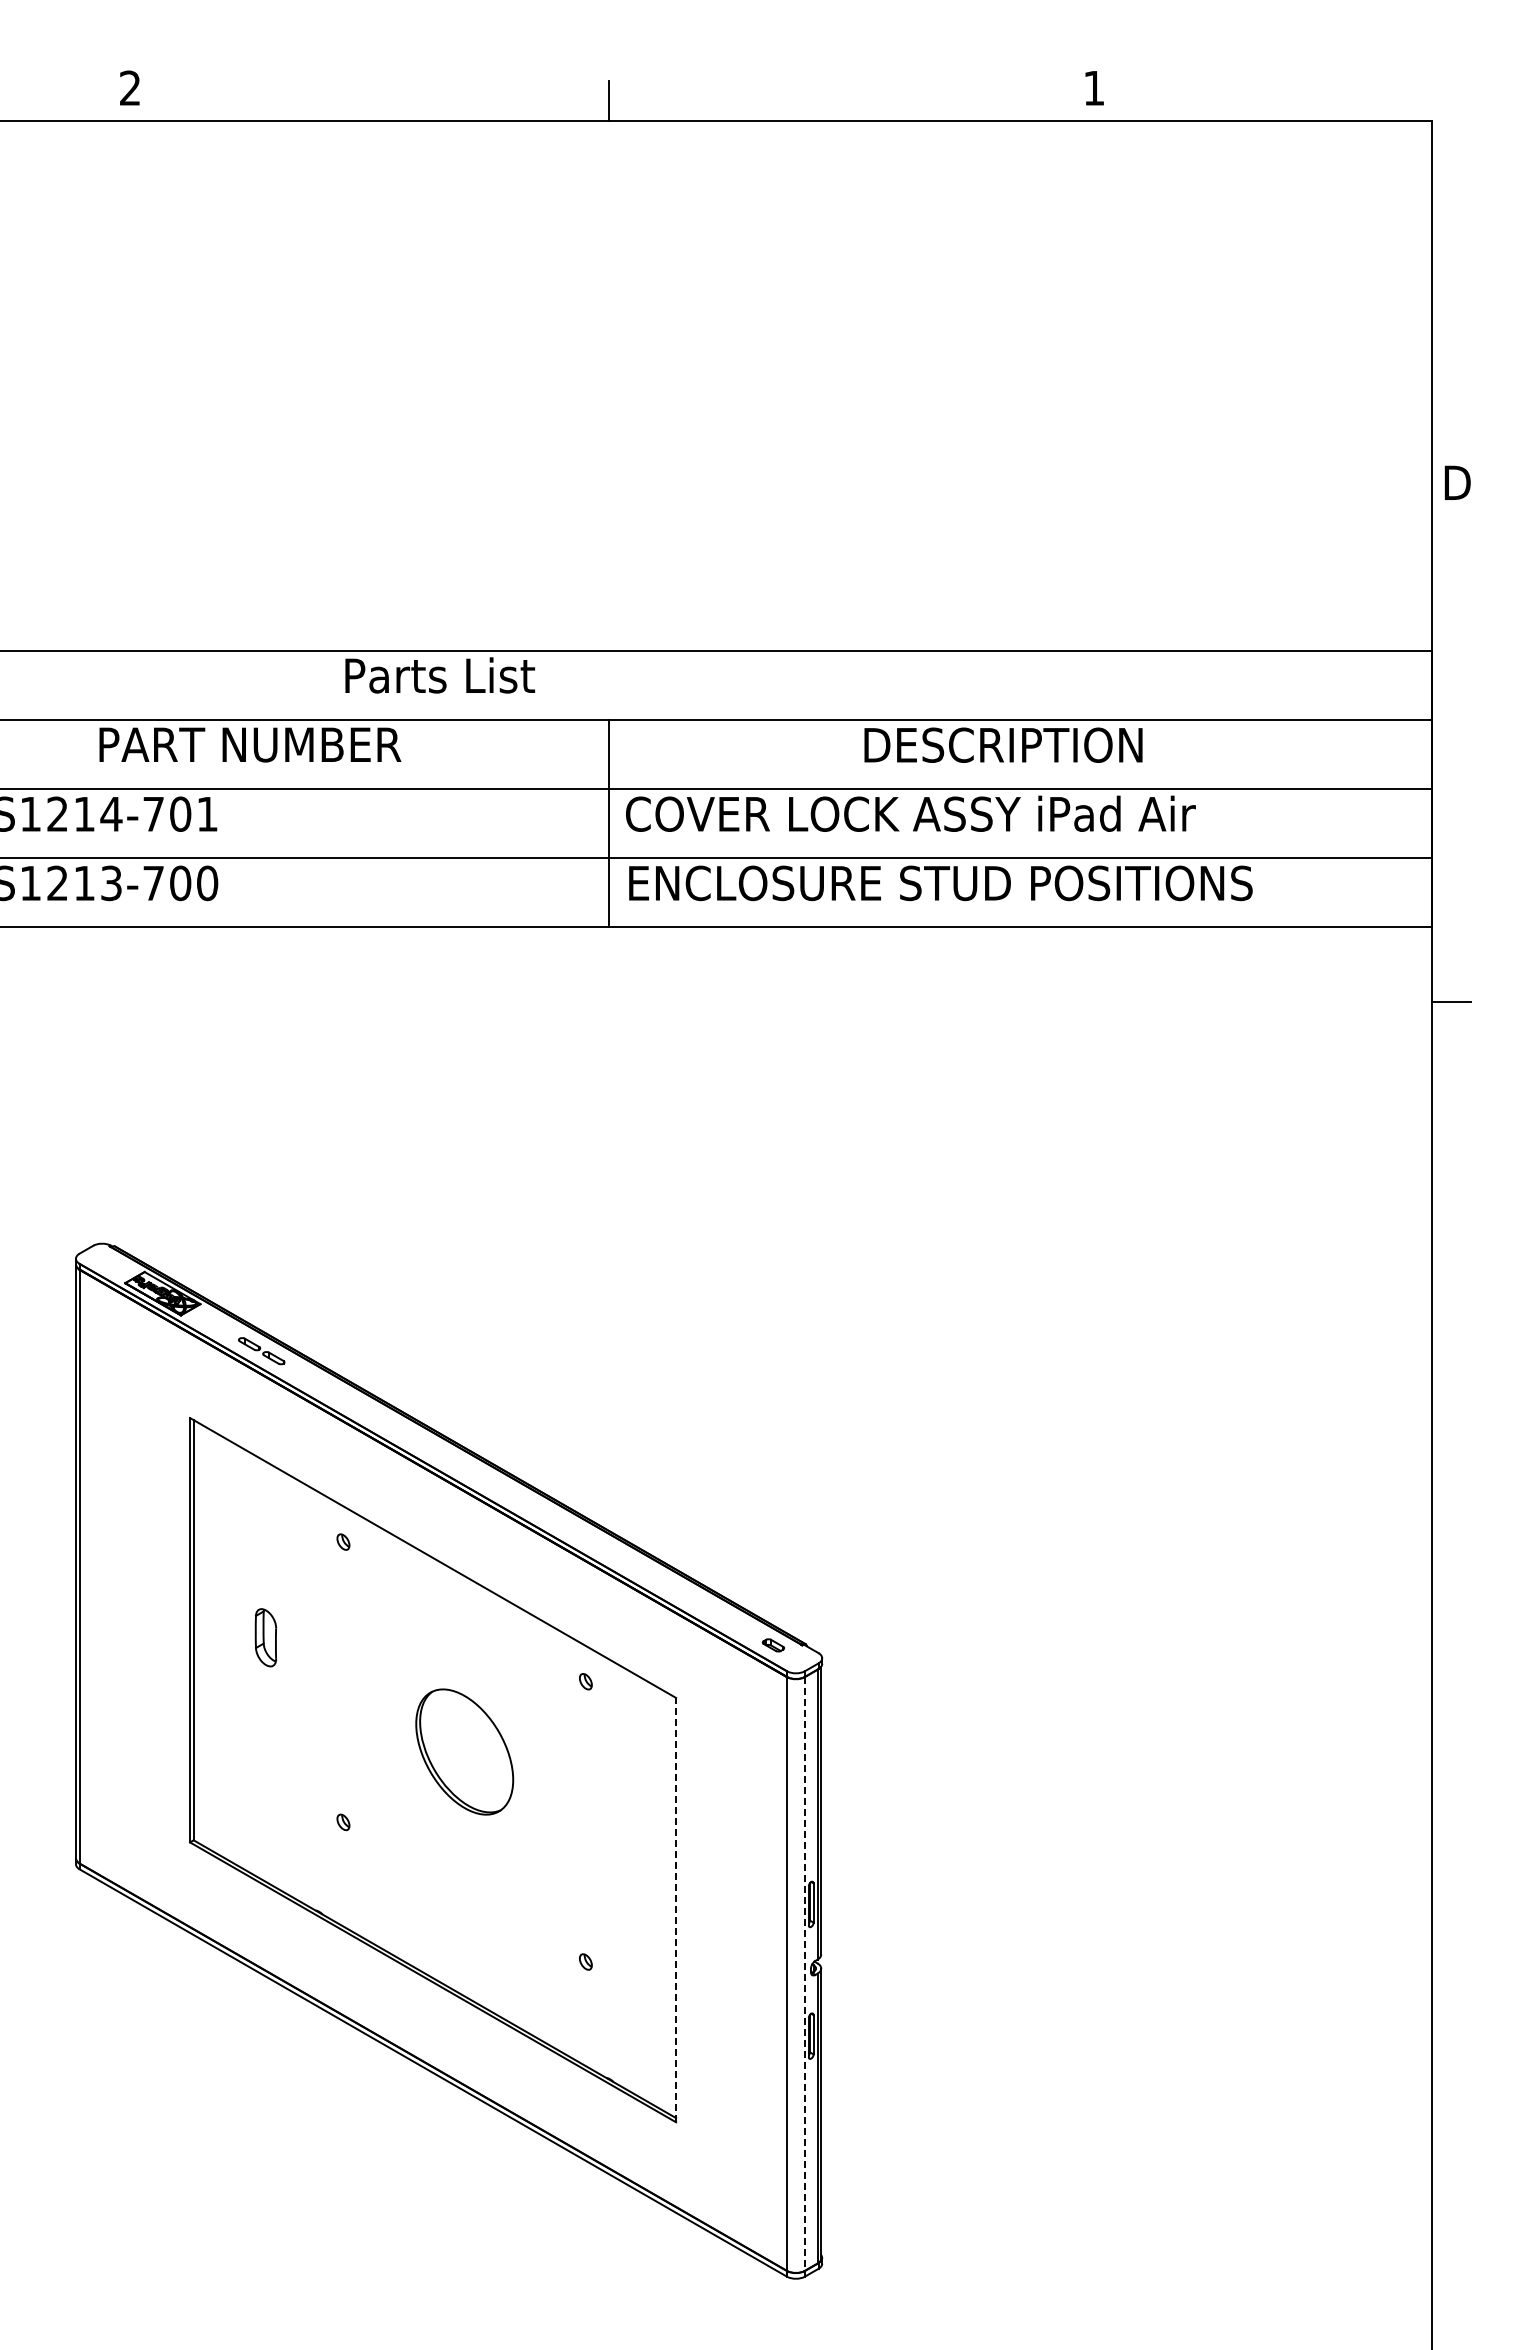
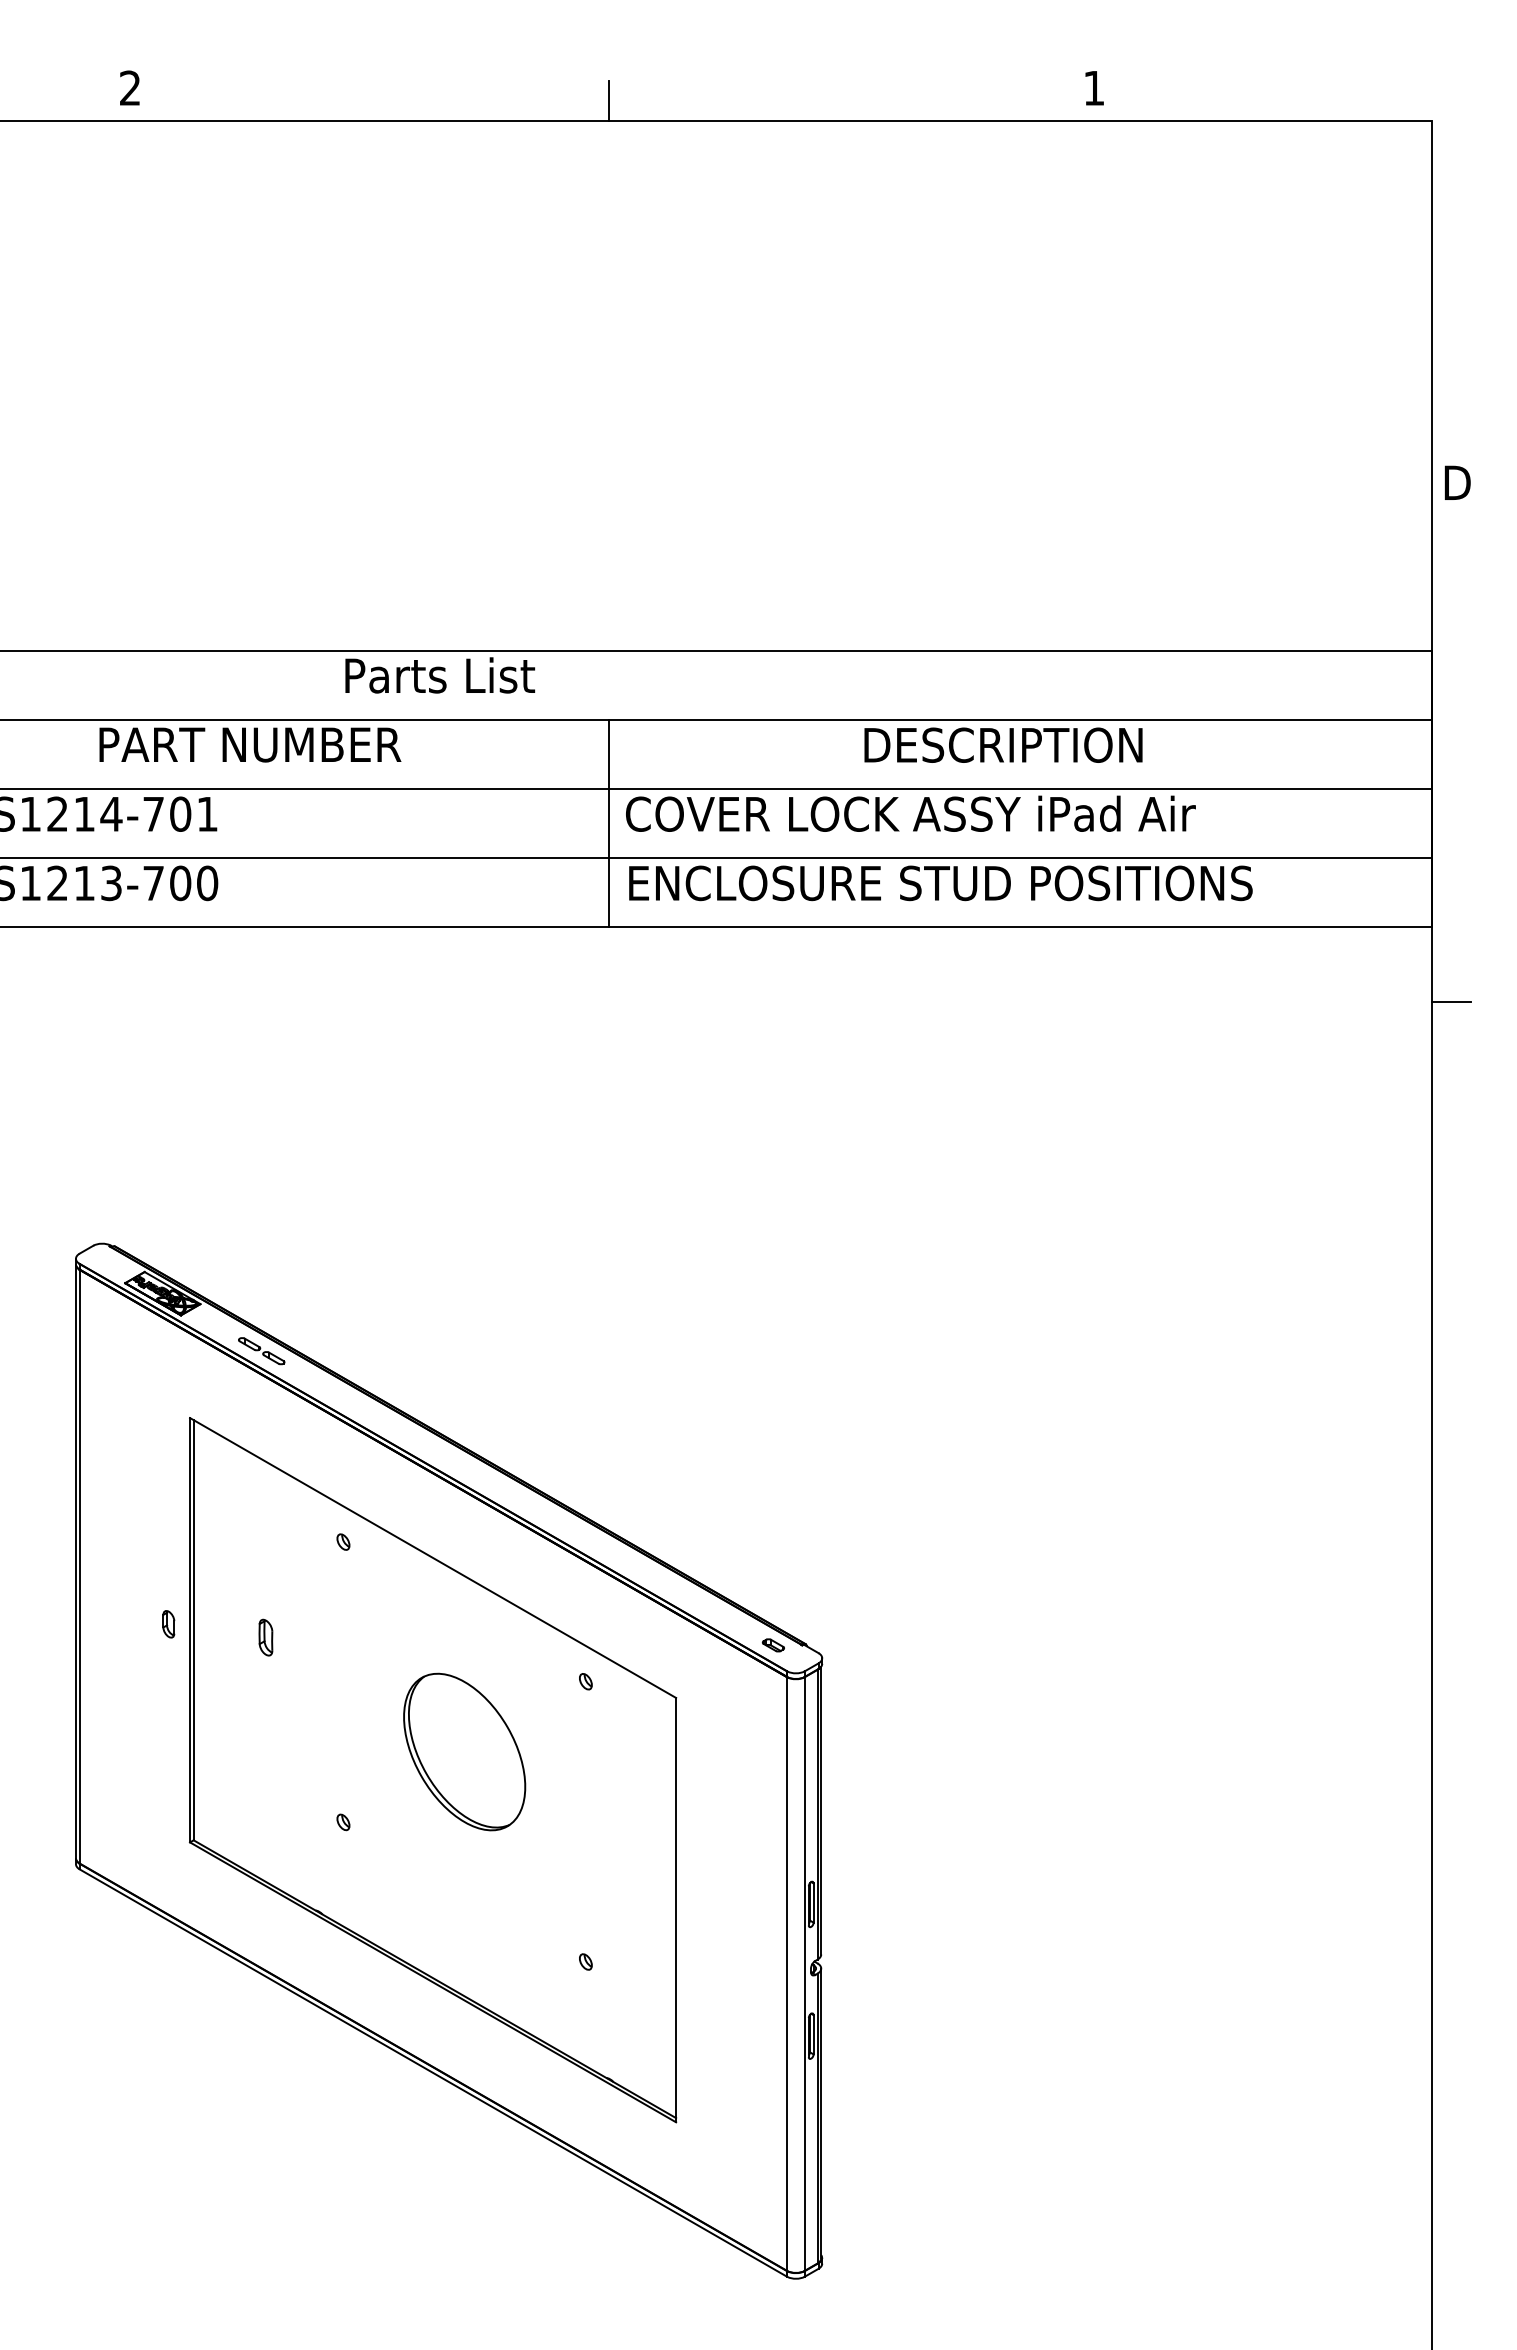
part: none -> present (168, 1624)
part size: 23x60 px -> 16x39 px (265, 1637)
part size: 100x128 px -> 124x160 px (464, 1751)
line: dashed -> solid (676, 1909)
line: dashed -> solid (804, 1973)
